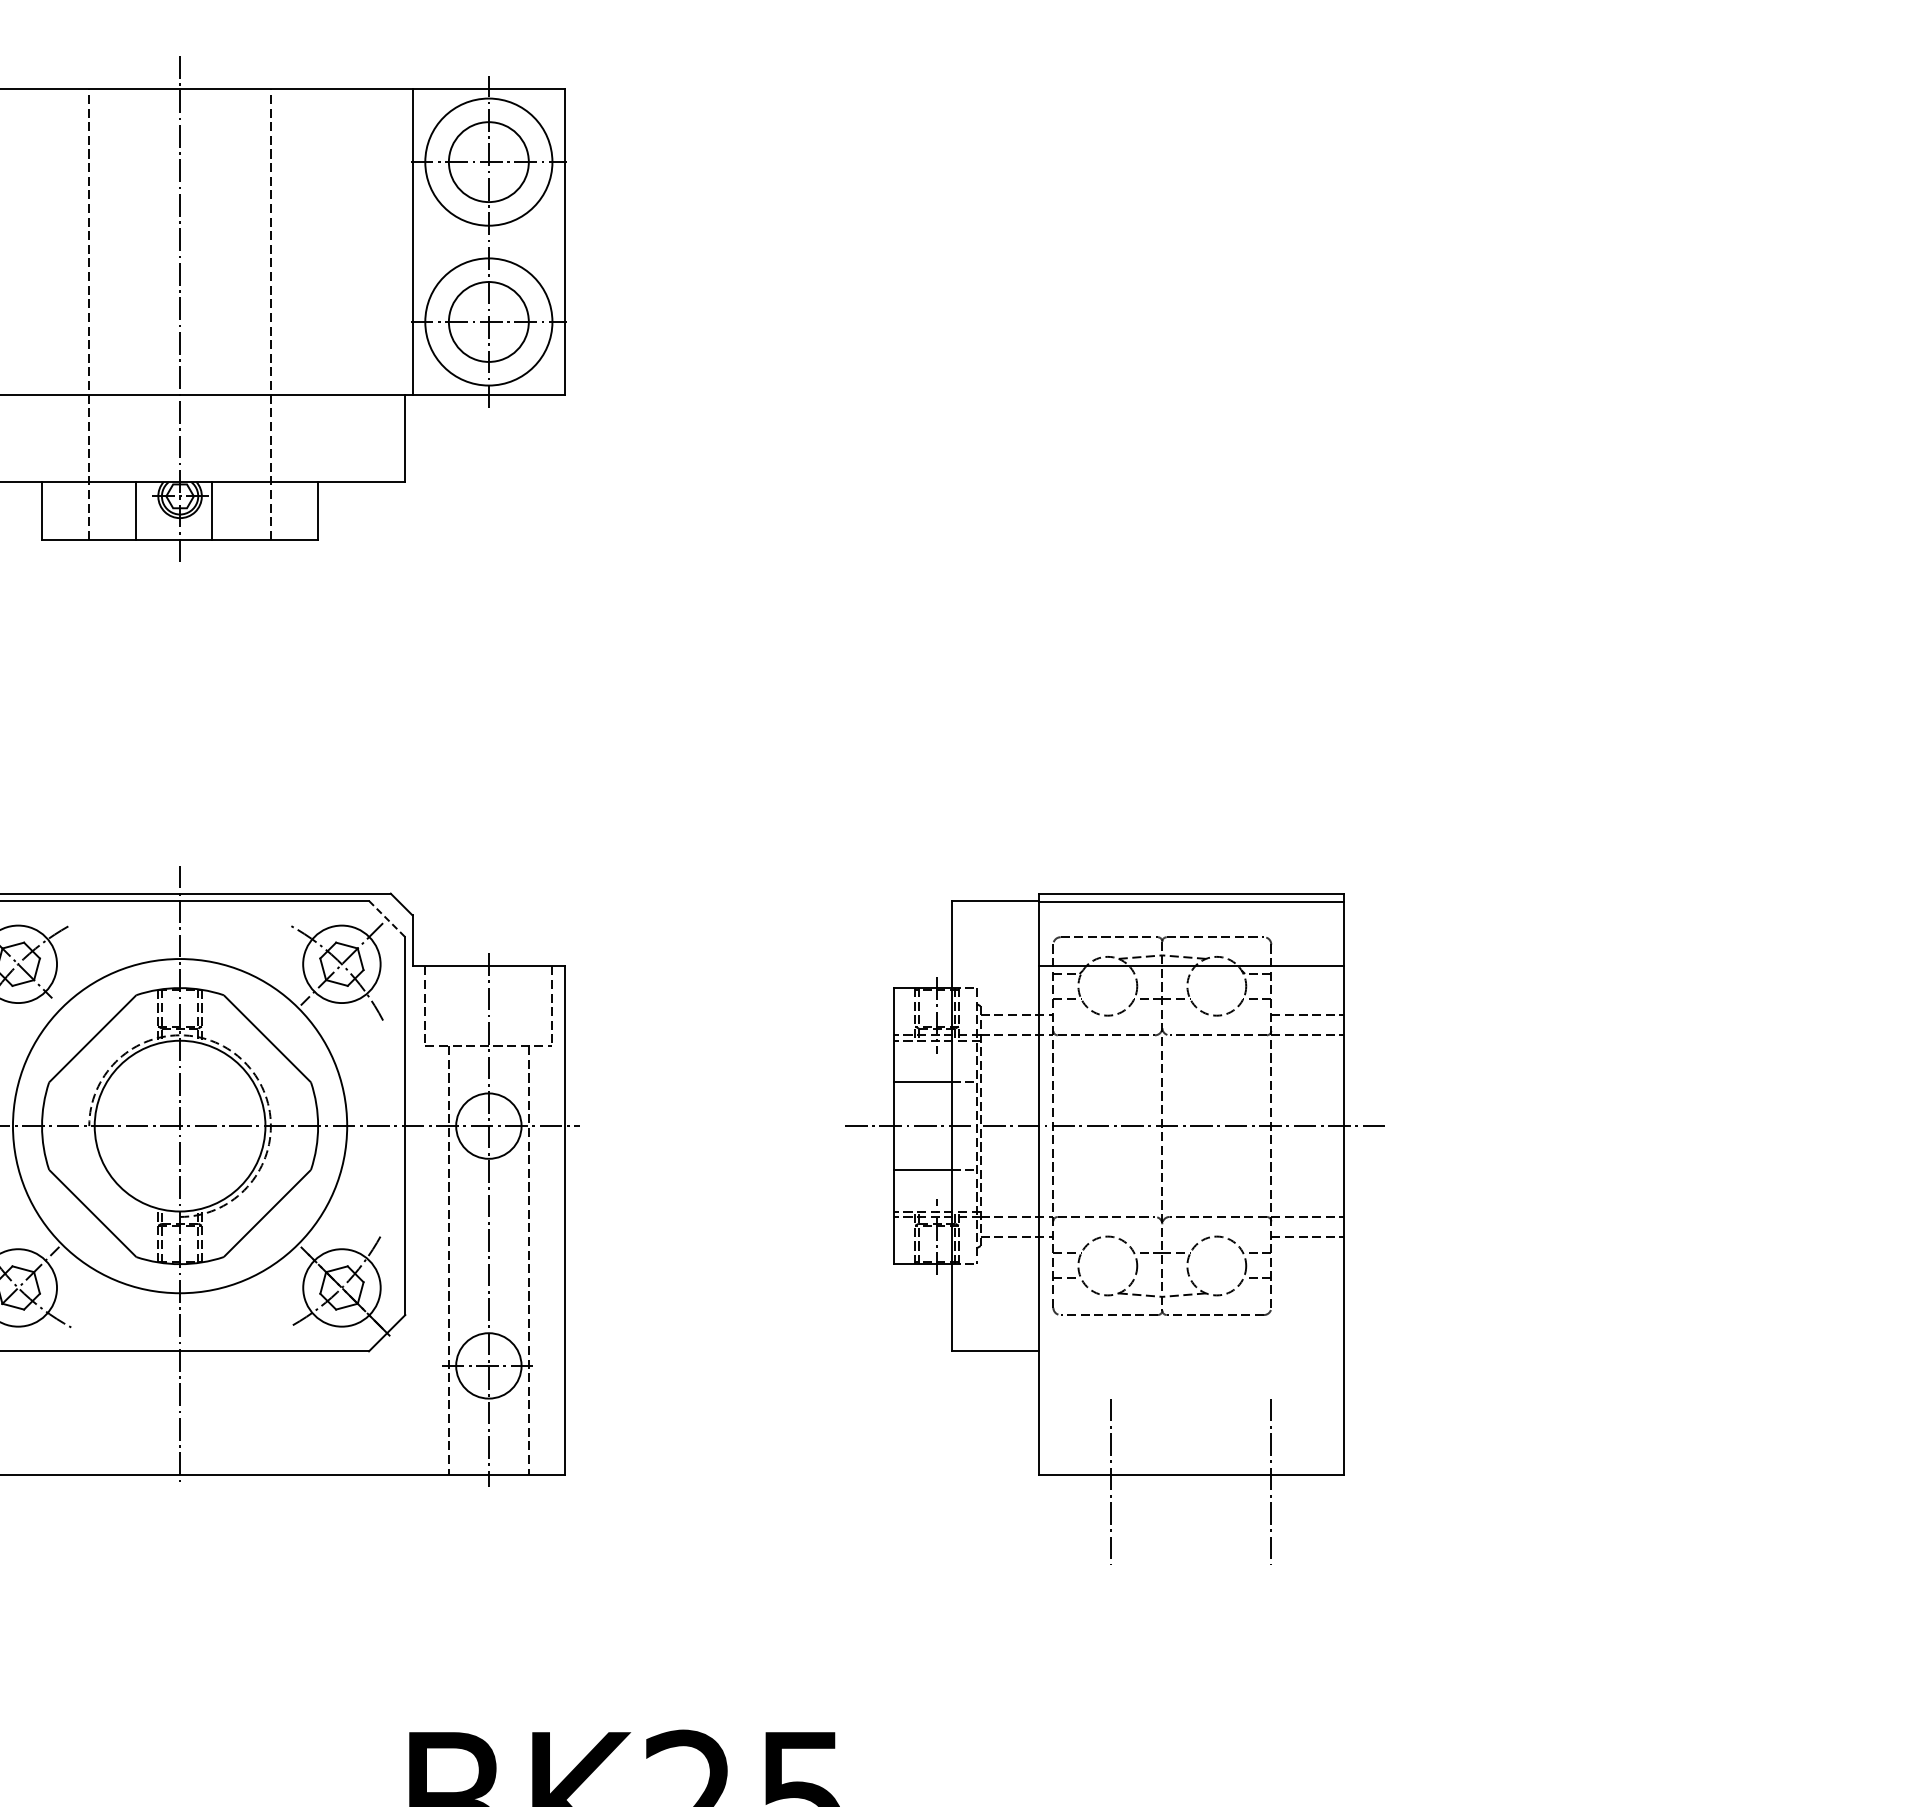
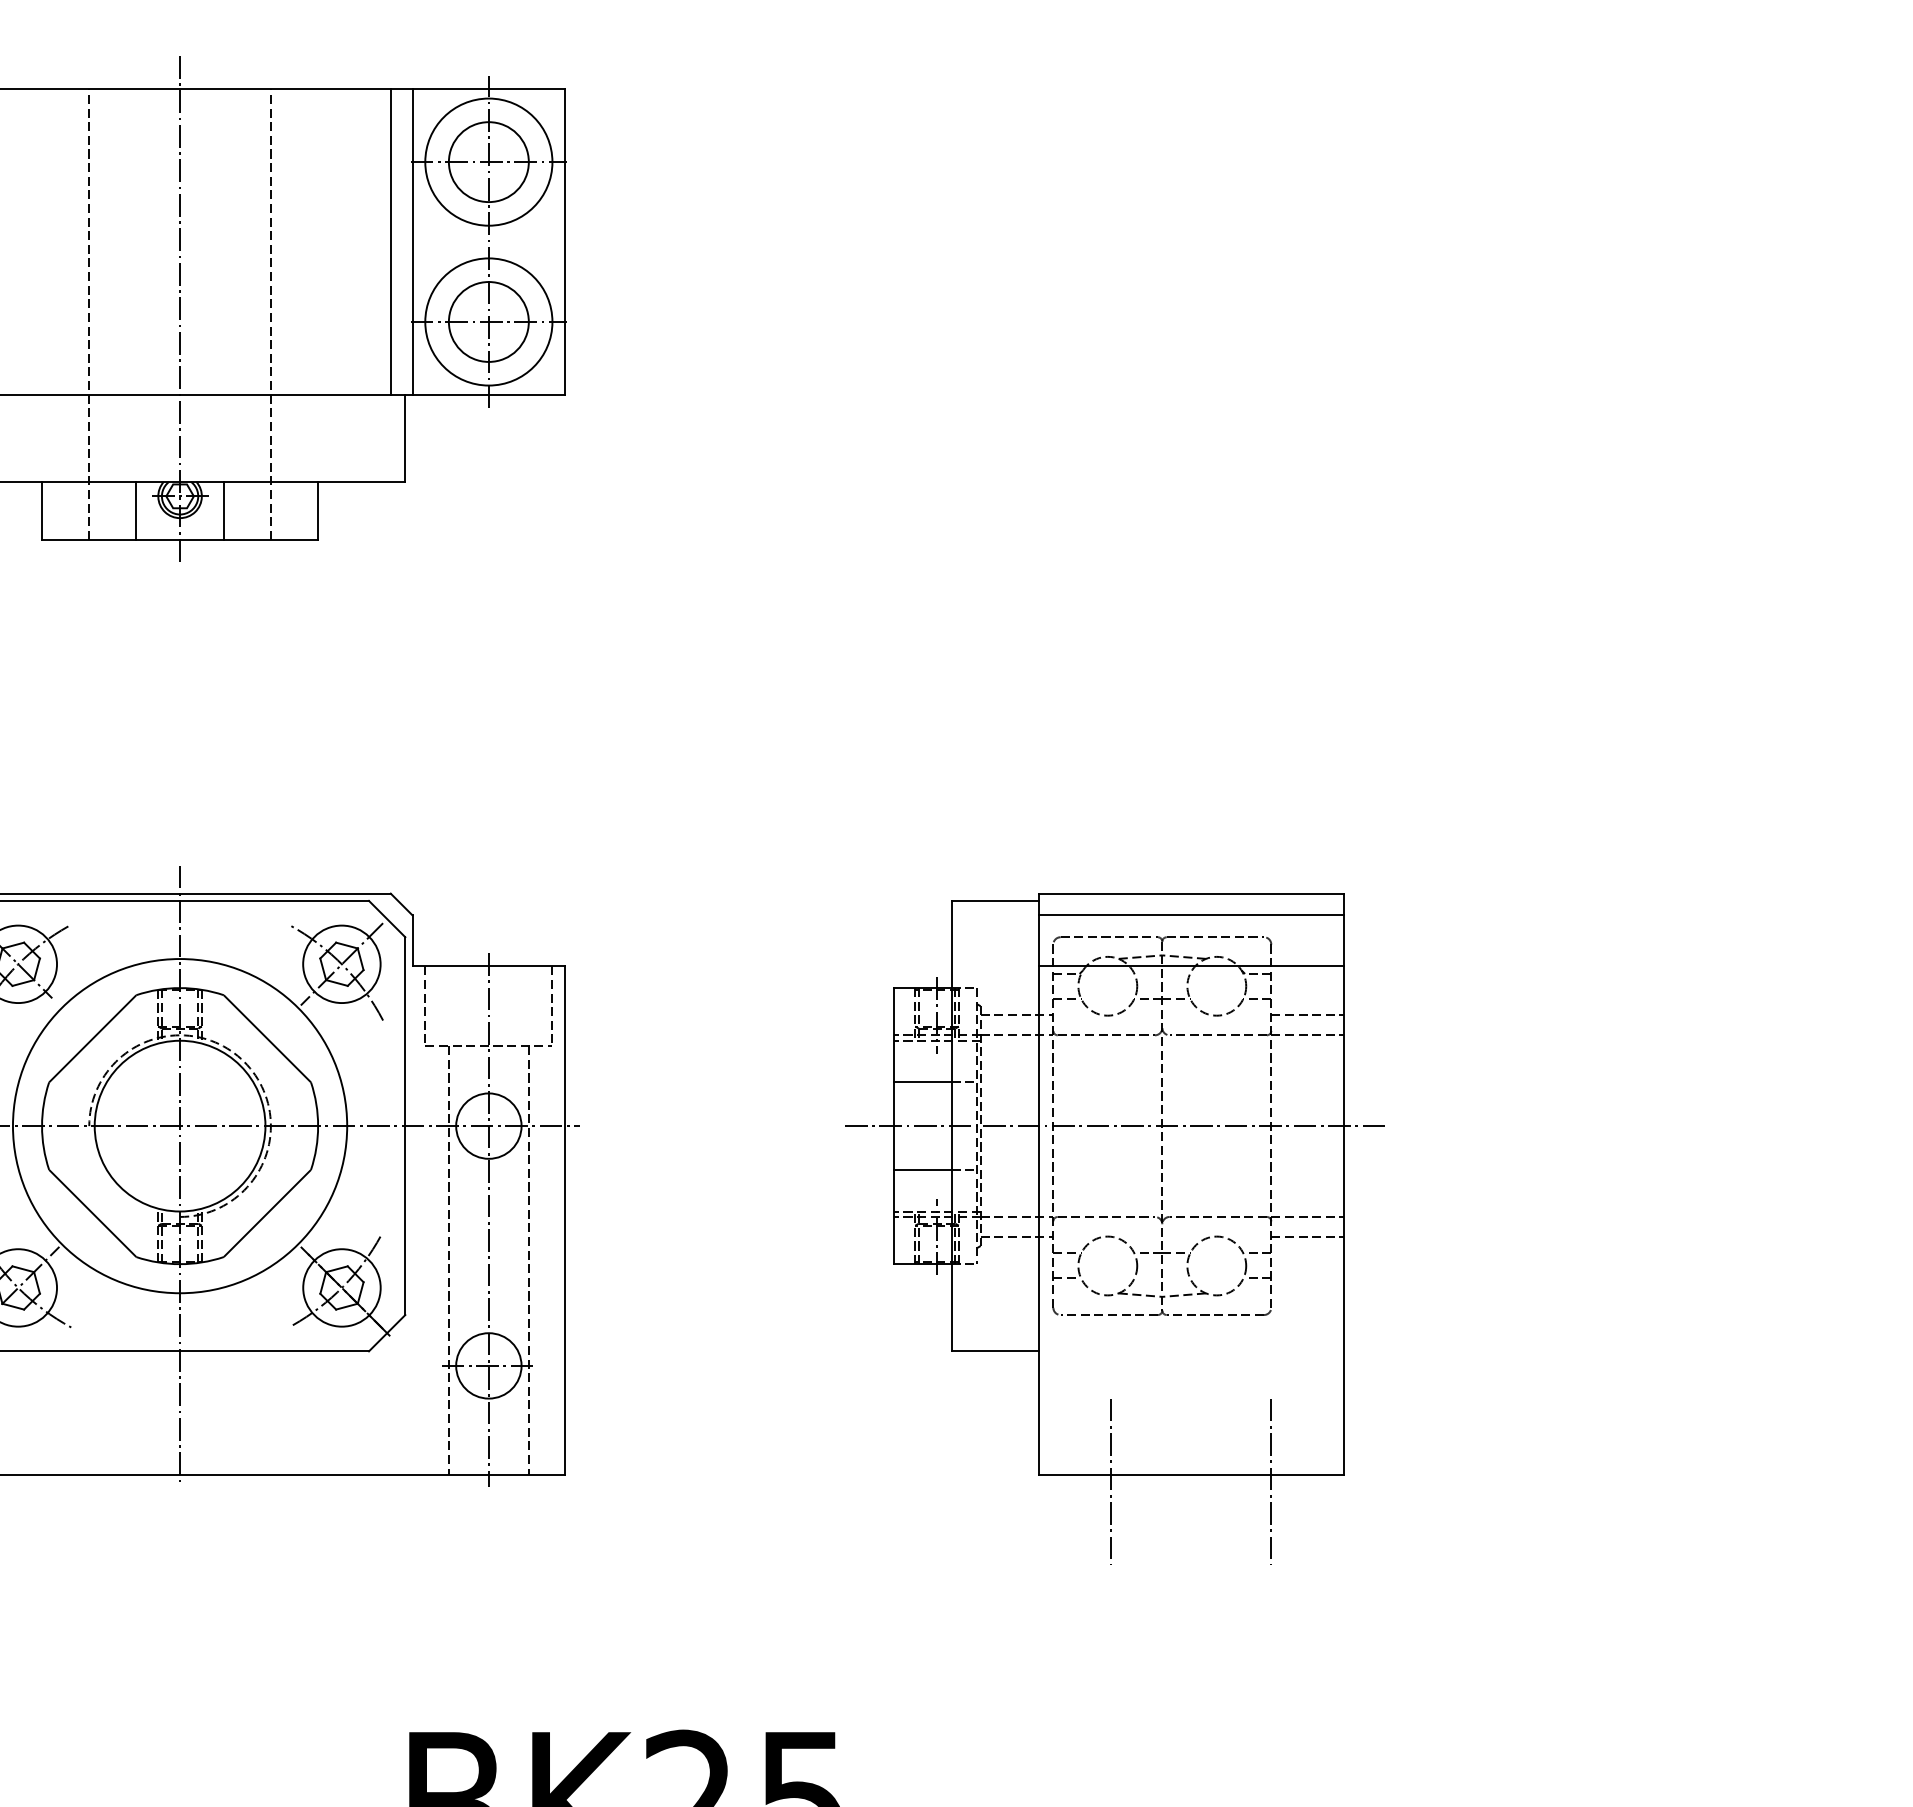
line: none -> present (390, 241)
line position: (211, 510) -> (223, 510) (223, 510)
line position: (1190, 902) -> (1190, 915) (1190, 915)
line: dashed -> solid (387, 919)
